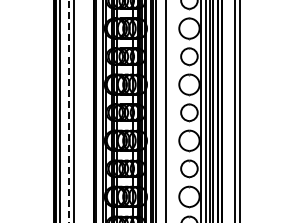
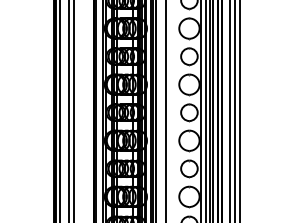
line: none -> present (230, 110)
line: dashed -> solid (68, 112)
